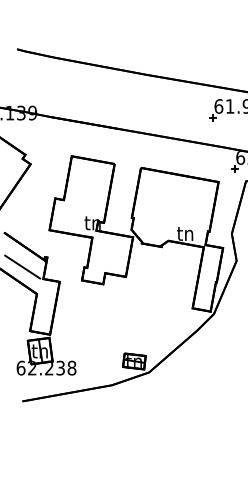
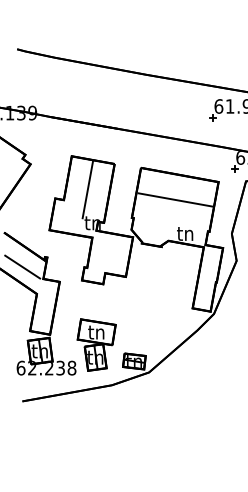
line: none -> present (87, 189)
line: none -> present (175, 199)
part: none -> present (96, 344)
